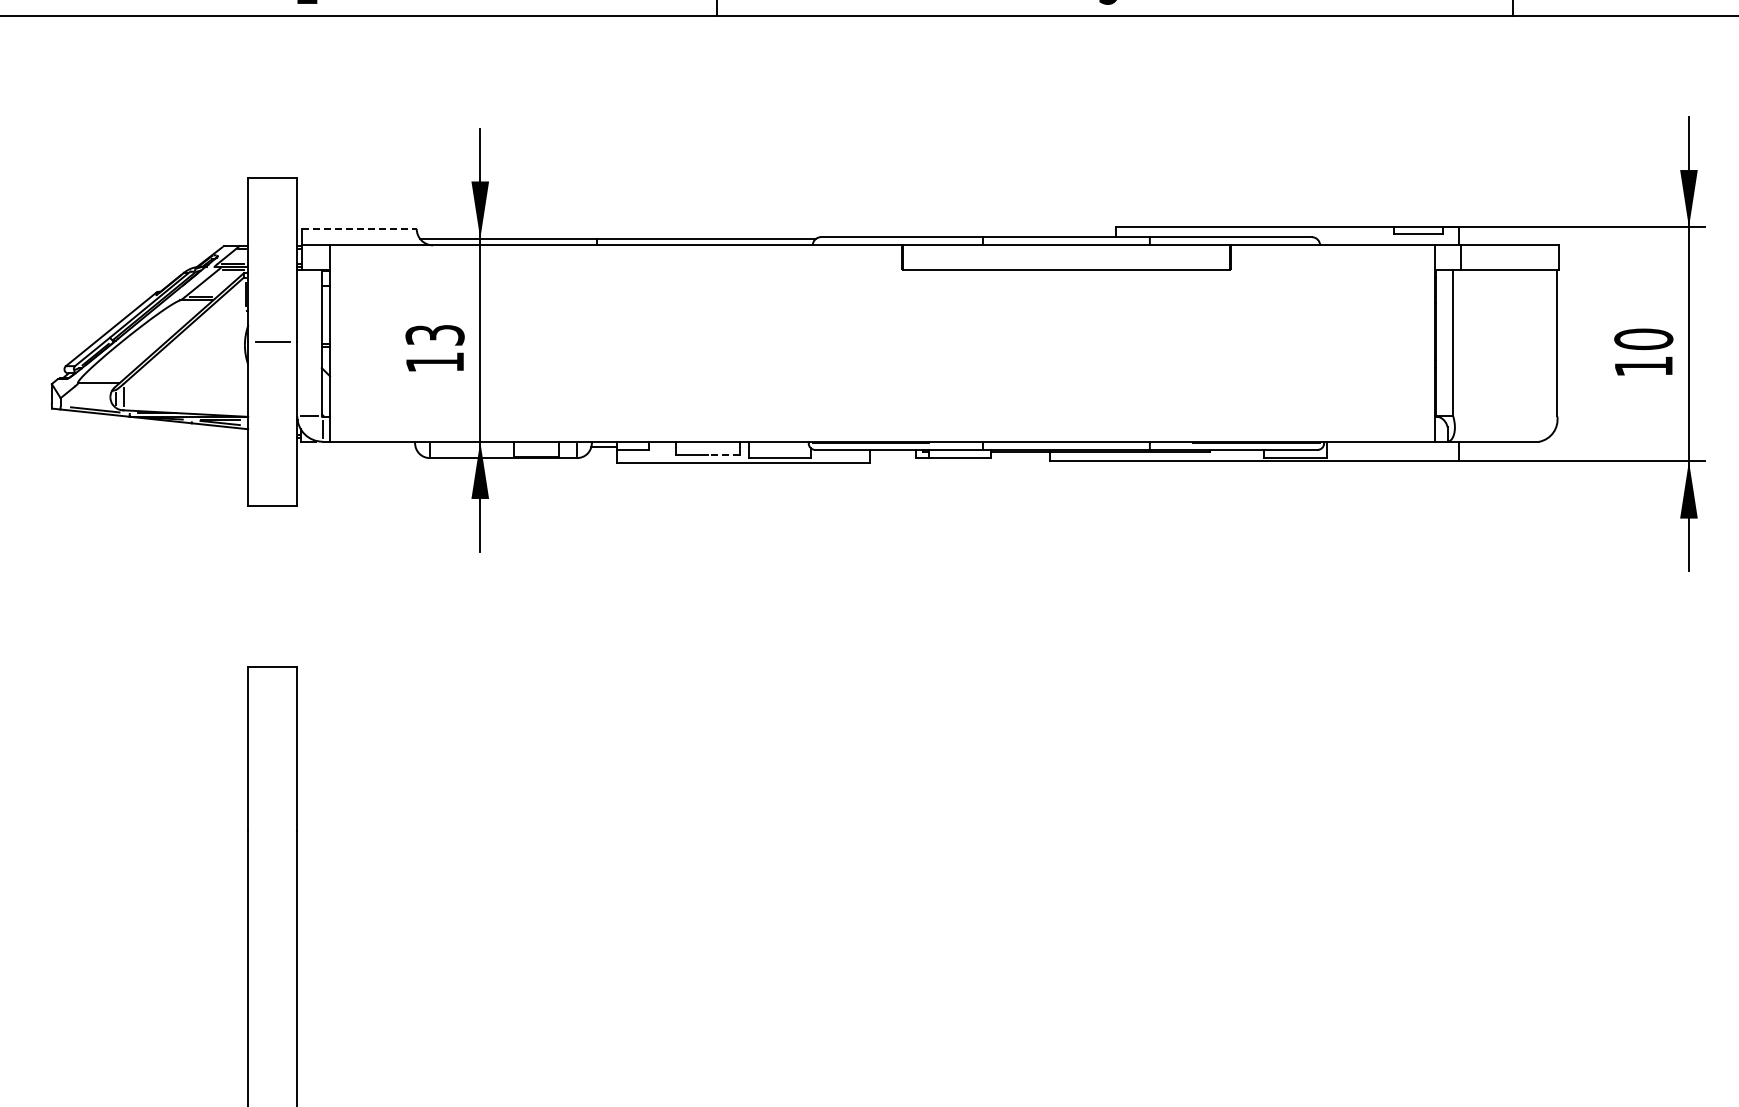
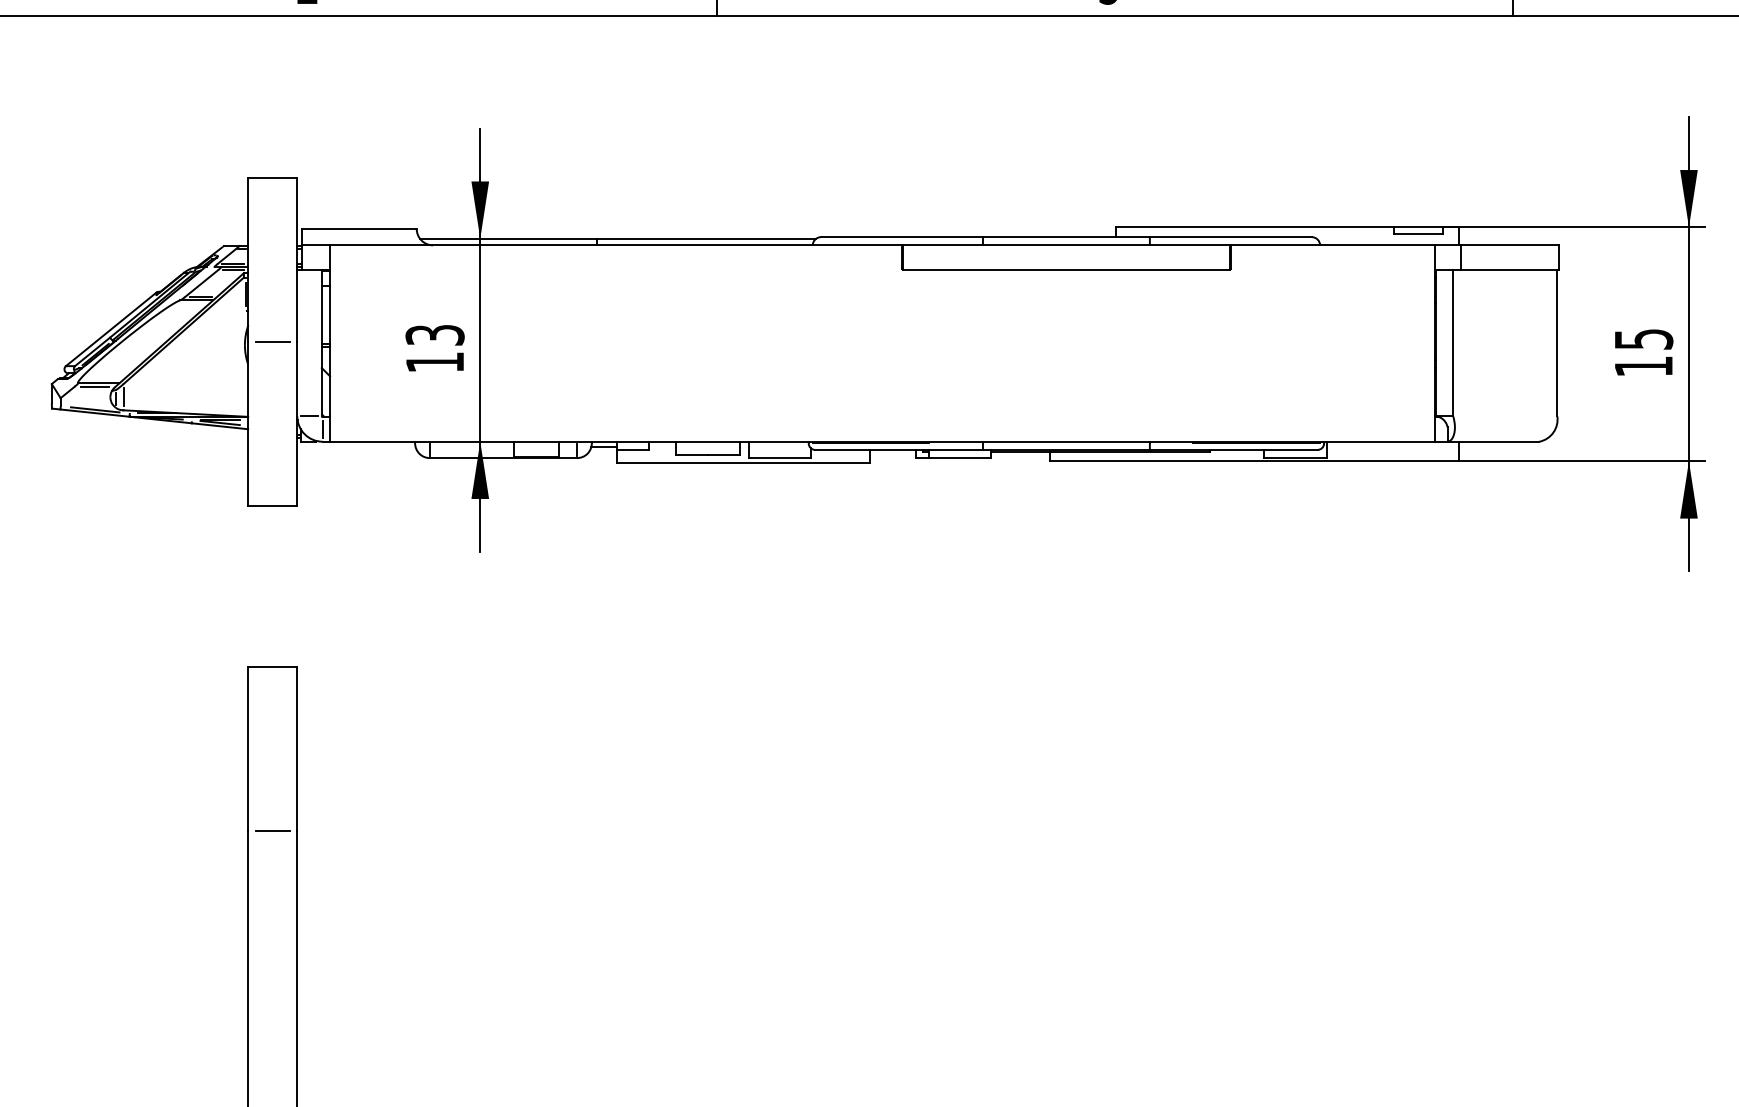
line: dashed -> solid (359, 228)
text: 10 -> 15 (1643, 339)
line: none -> present (94, 386)
line: dashed -> solid (724, 454)
line: none -> present (272, 830)
